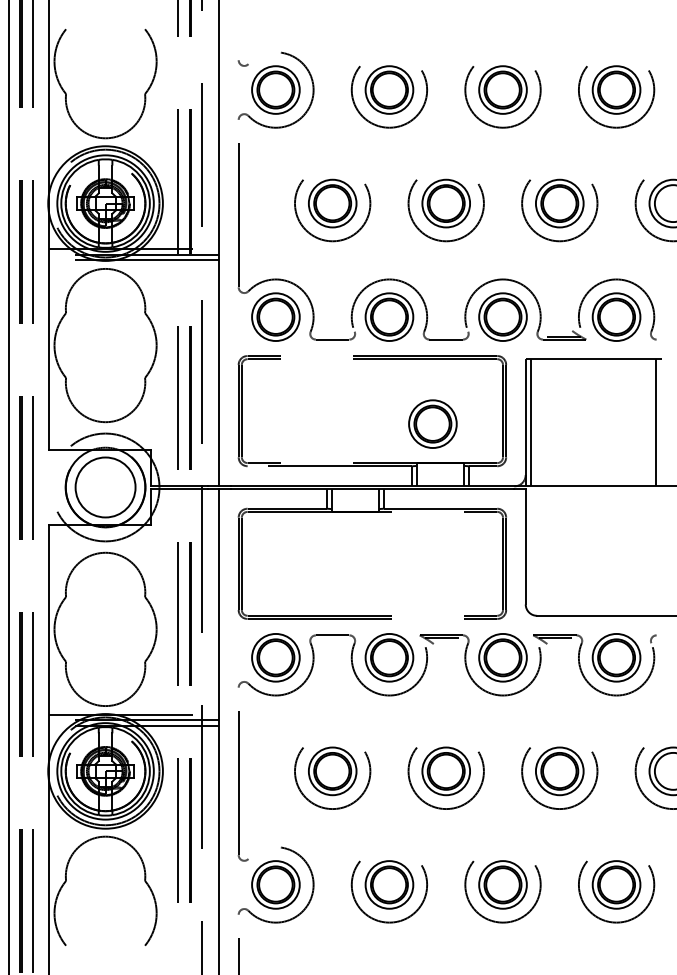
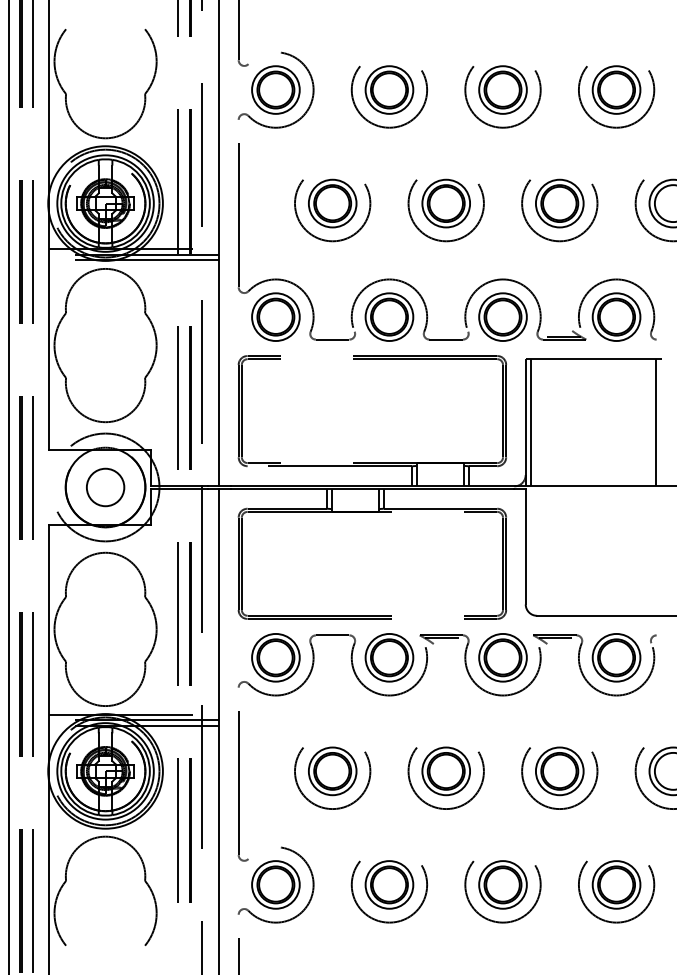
line: none -> present (238, 31)
part: present -> none (432, 423)
circle diameter: 60 px -> 37 px (105, 487)
